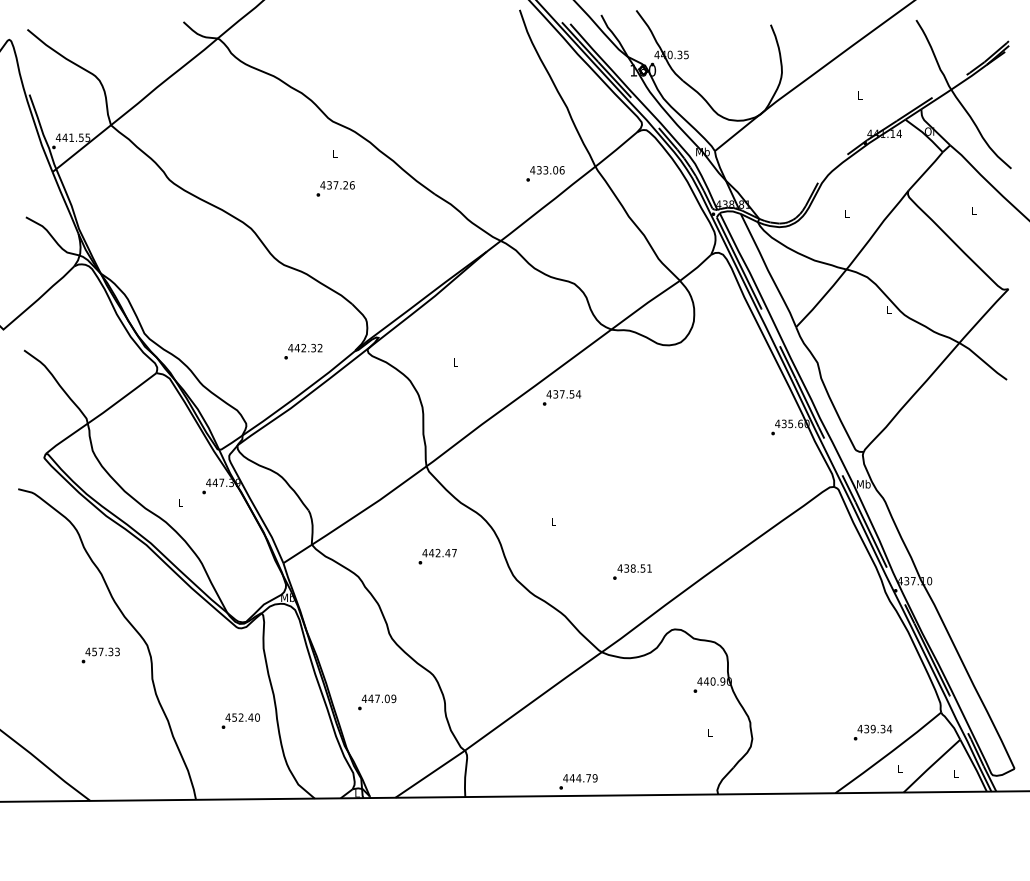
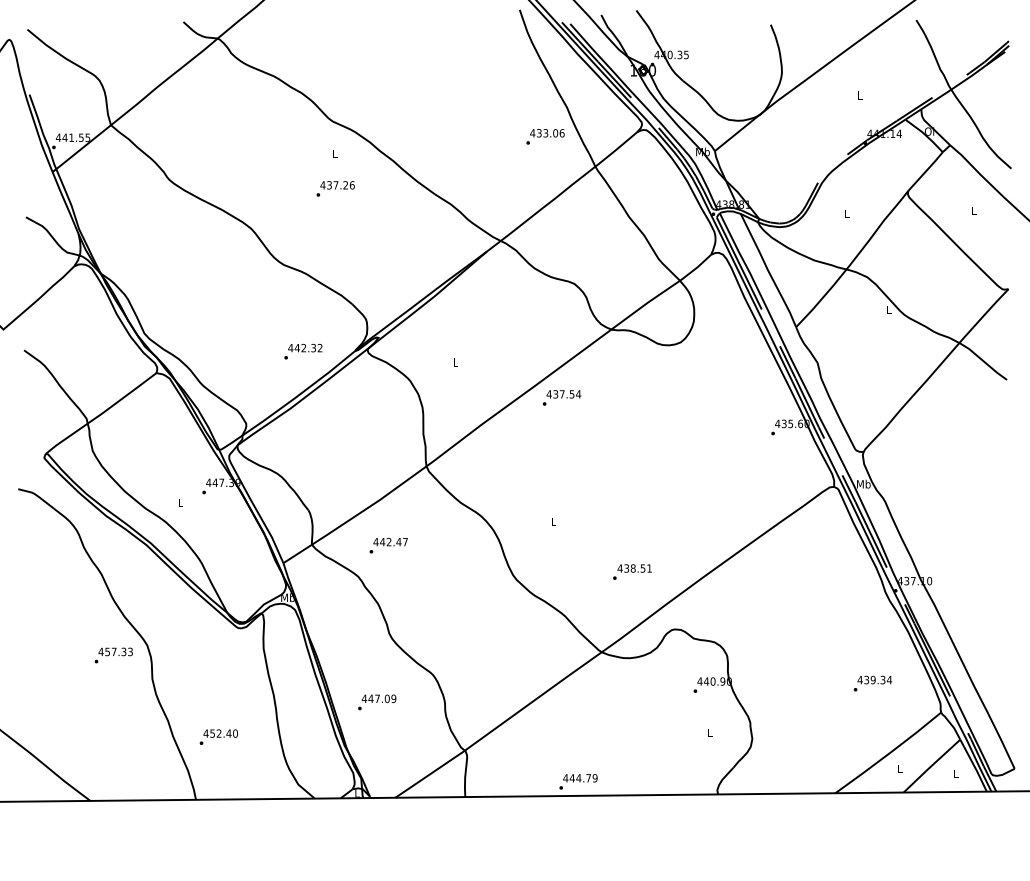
text position: (545, 173) -> (545, 136) (545, 136)
text position: (437, 556) -> (388, 545) (388, 545)
text position: (100, 655) -> (113, 655) (113, 655)
text position: (240, 720) -> (218, 736) (218, 736)
text position: (872, 732) -> (872, 683) (872, 683)
